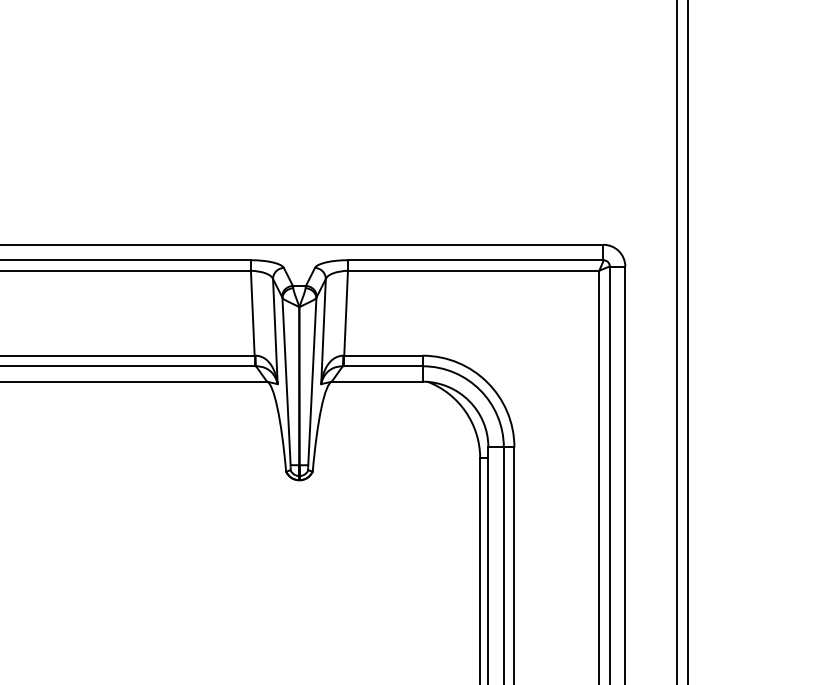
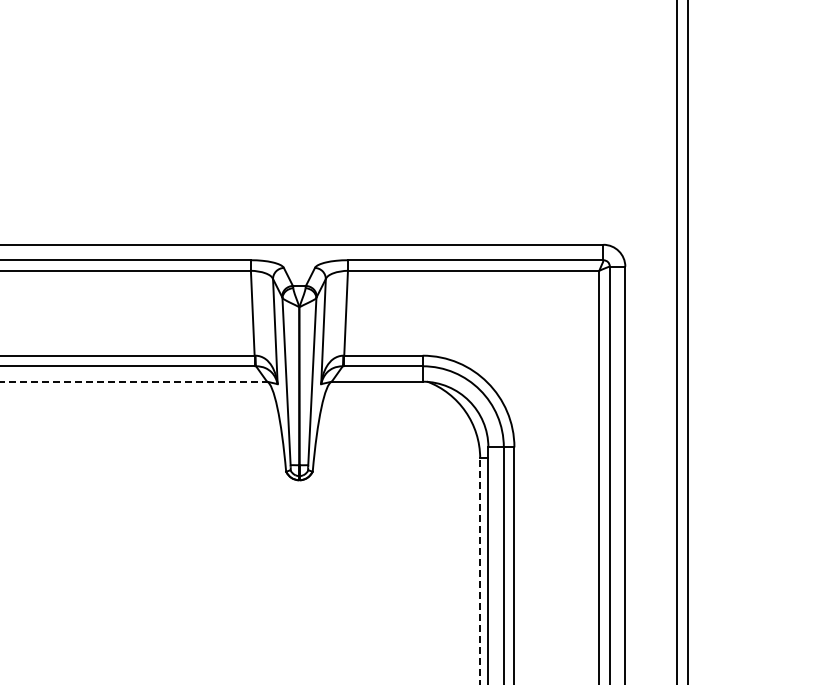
line: solid -> dashed (134, 381)
line: solid -> dashed (480, 571)
